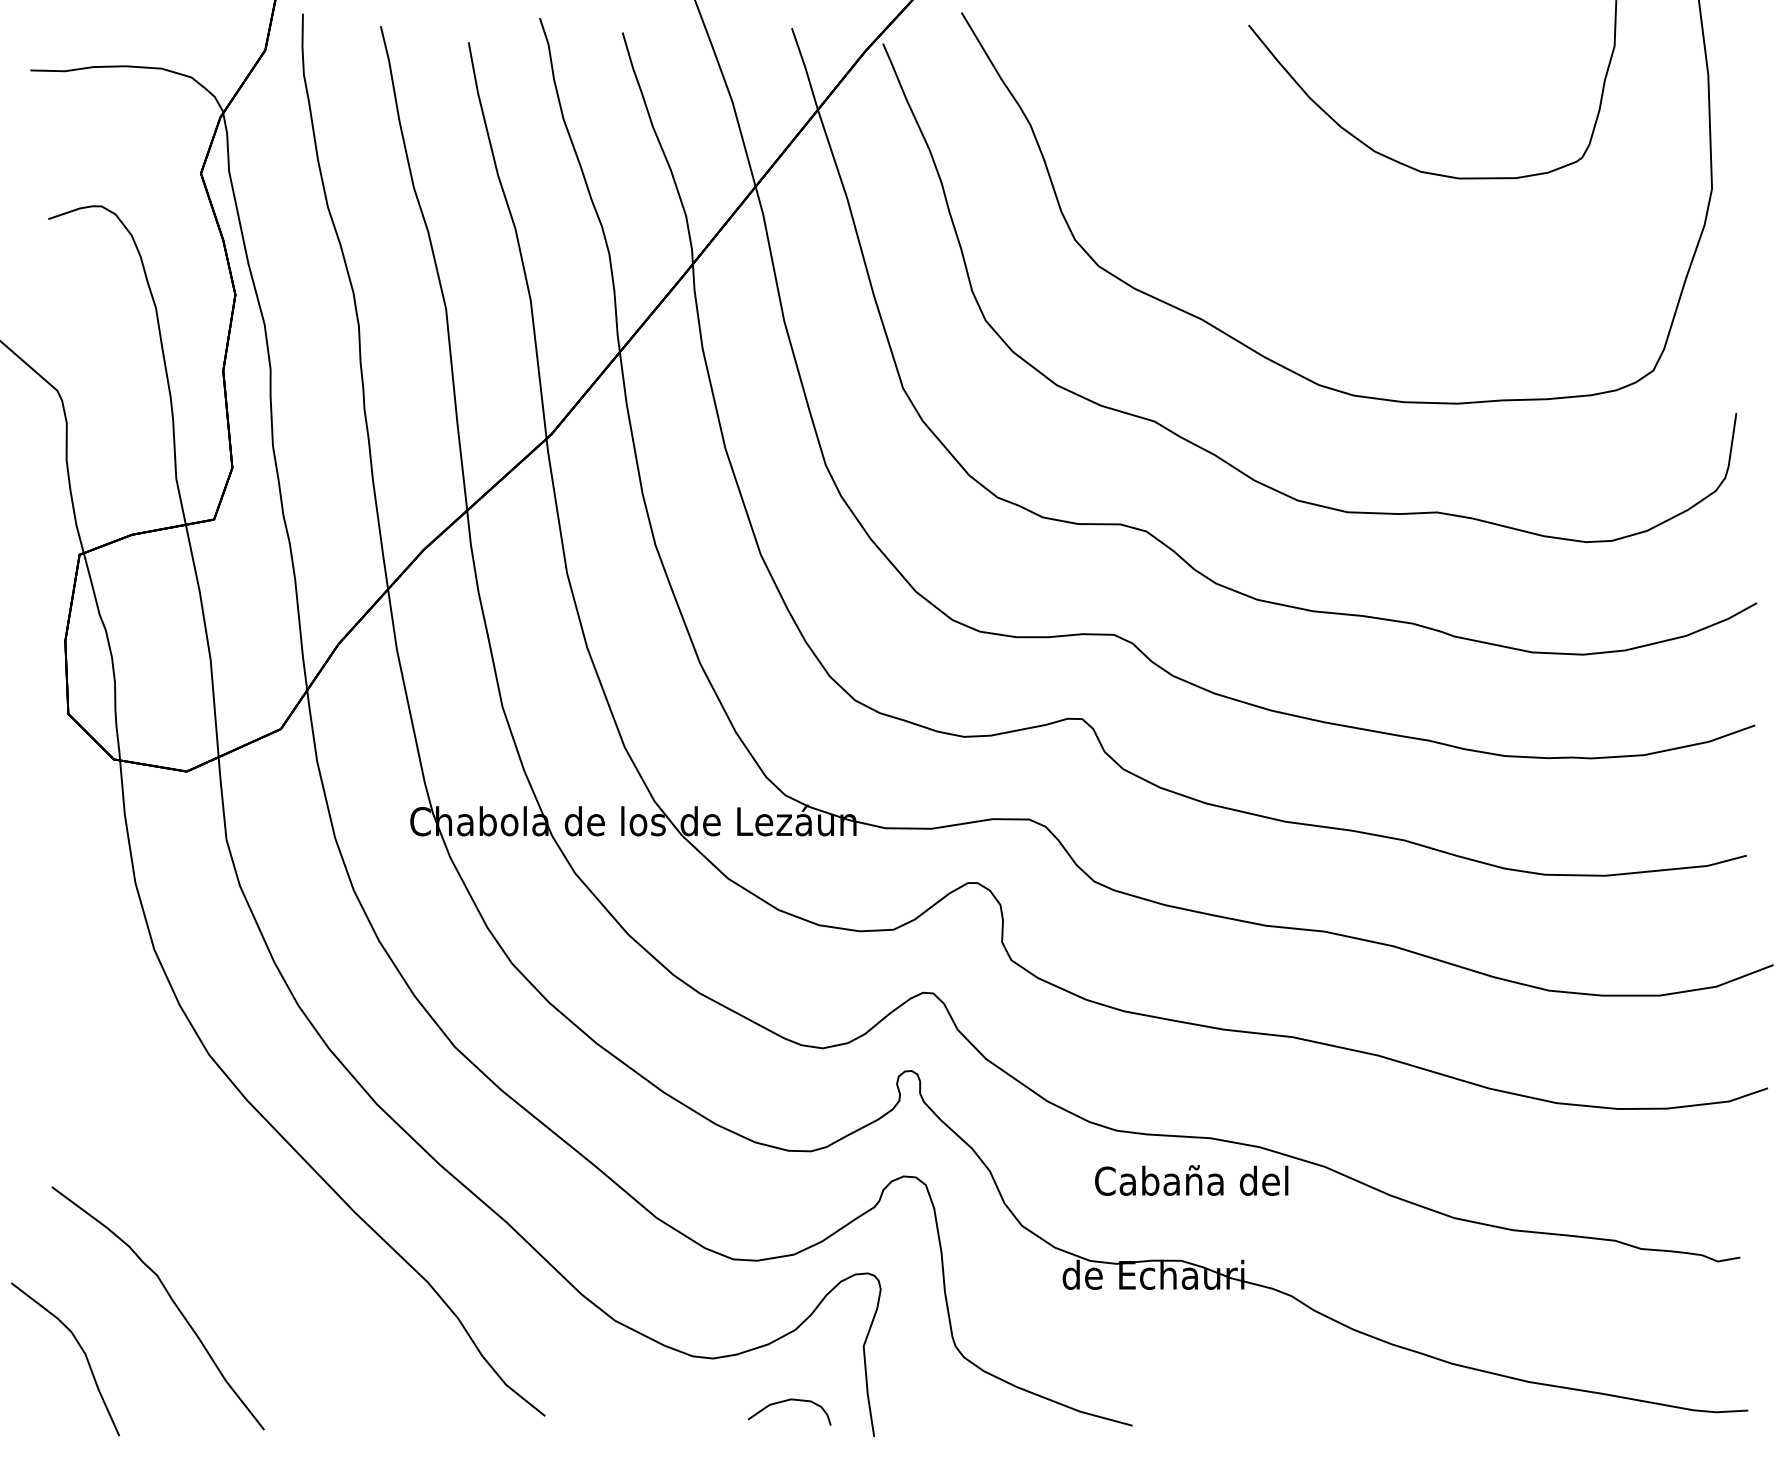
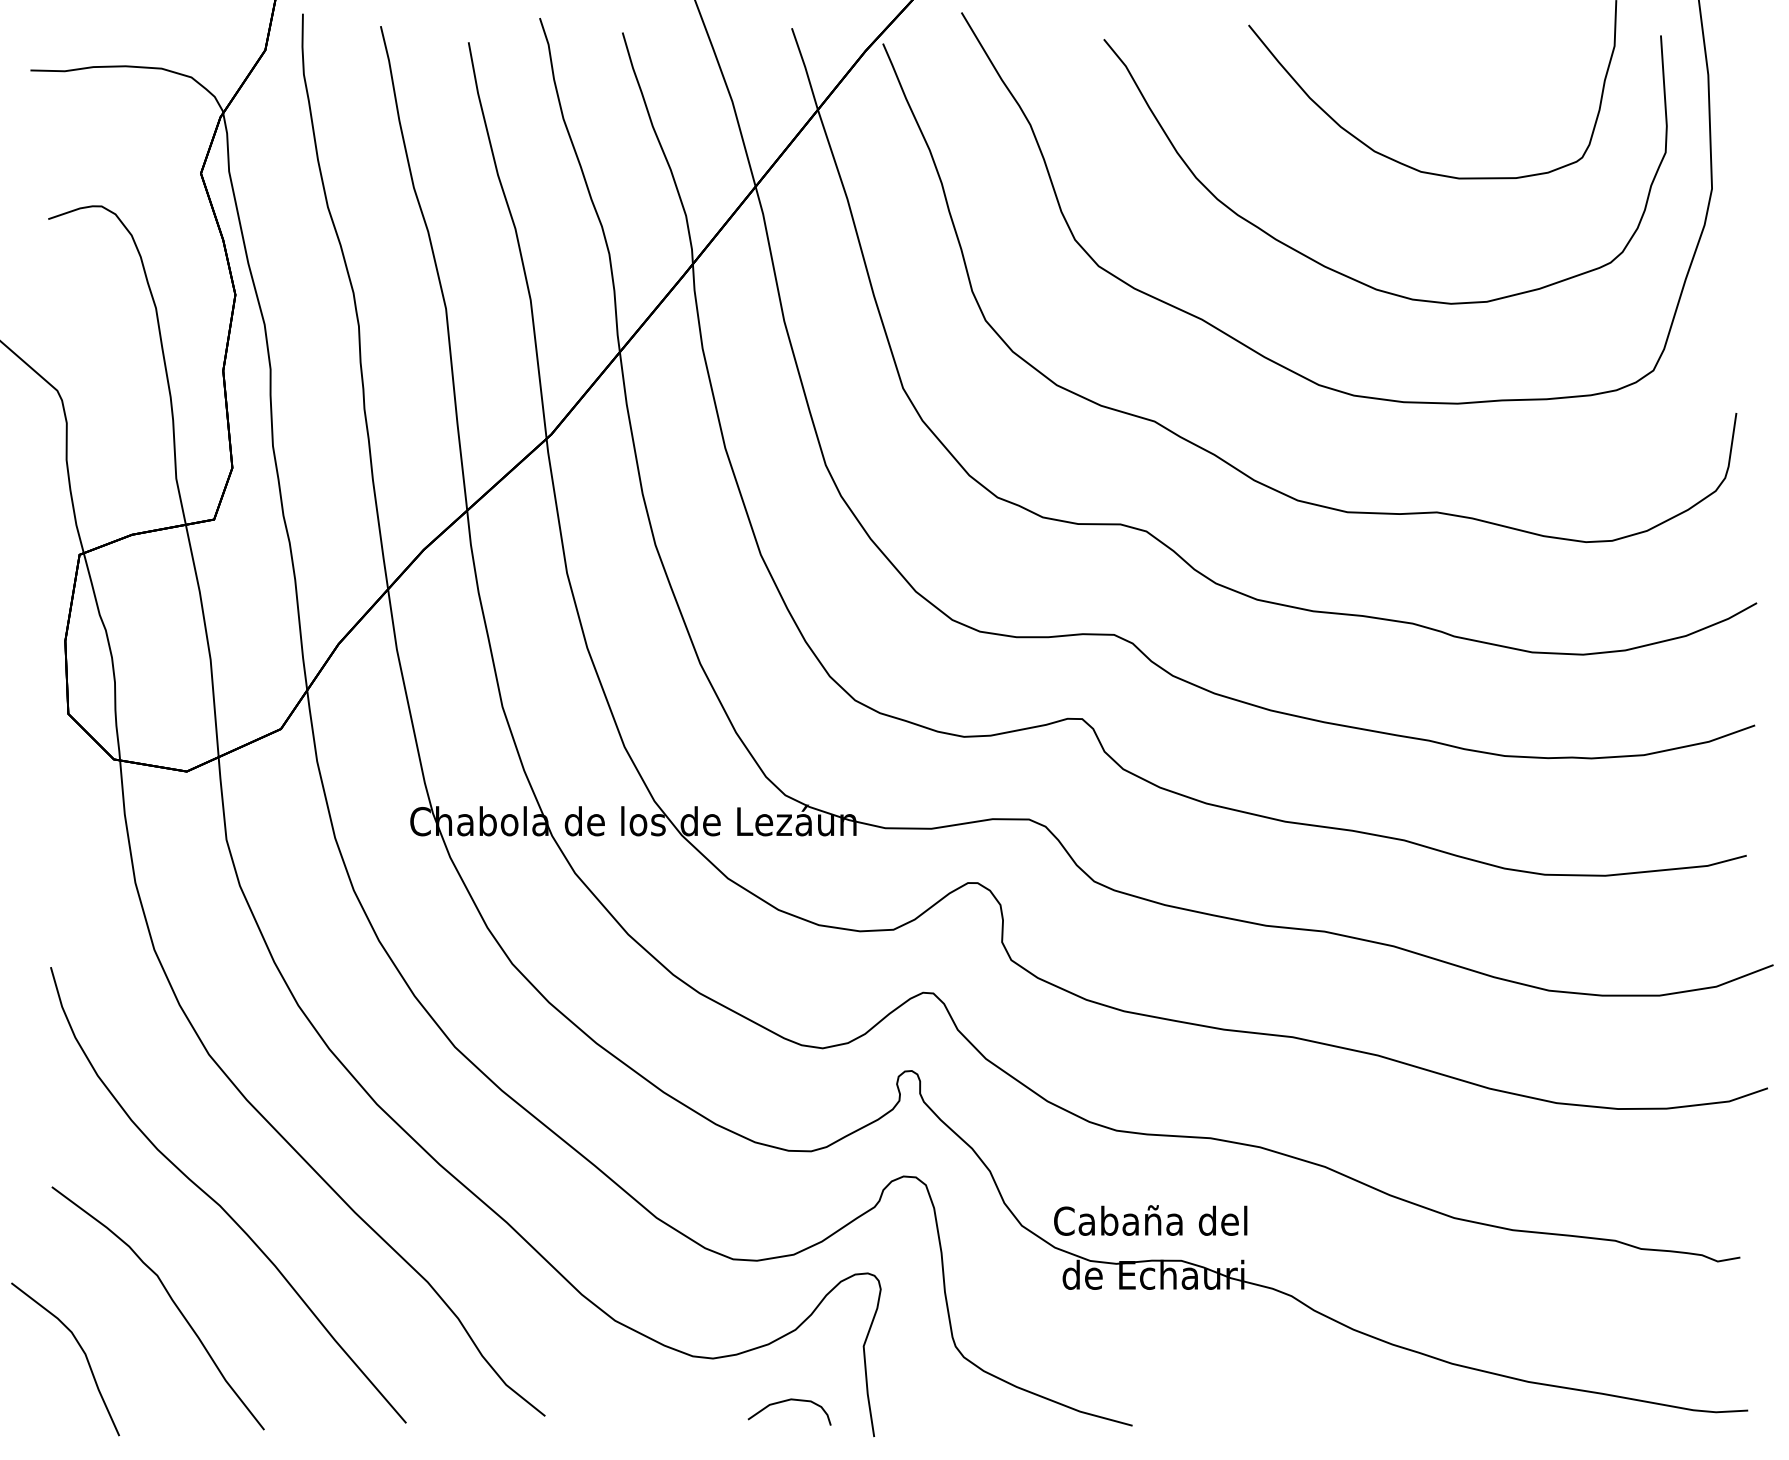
part: none -> present (1343, 273)
text position: (1191, 1180) -> (1150, 1220) (1150, 1220)
curve: none -> present (219, 1204)
